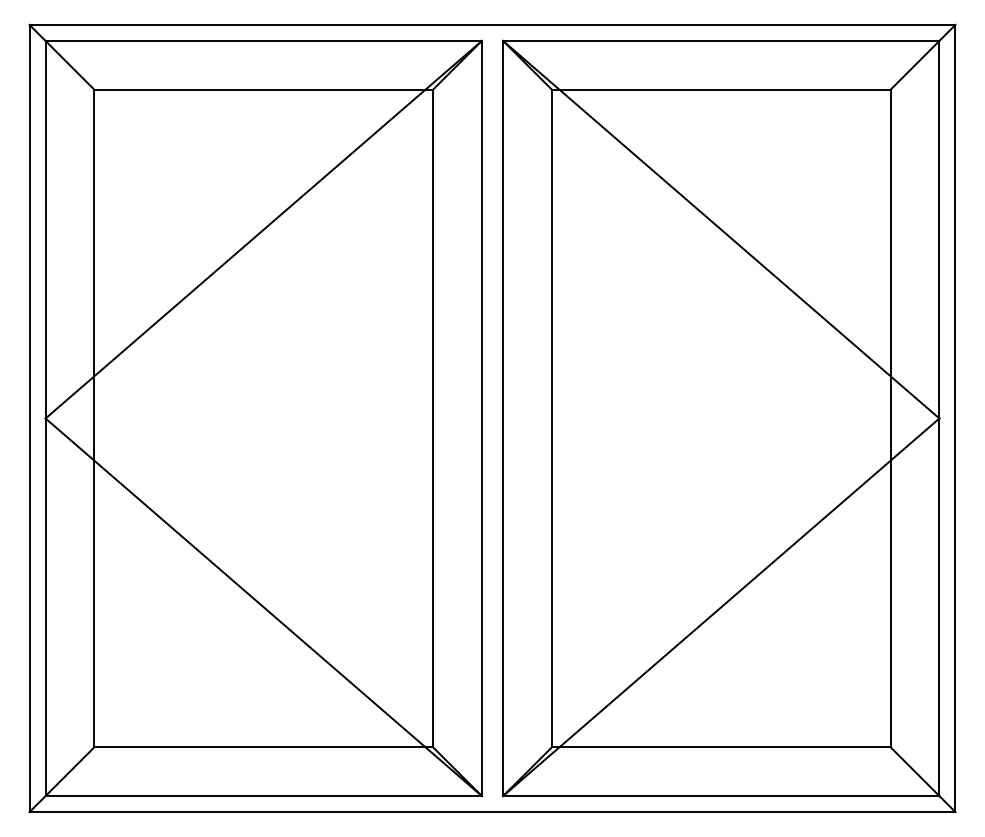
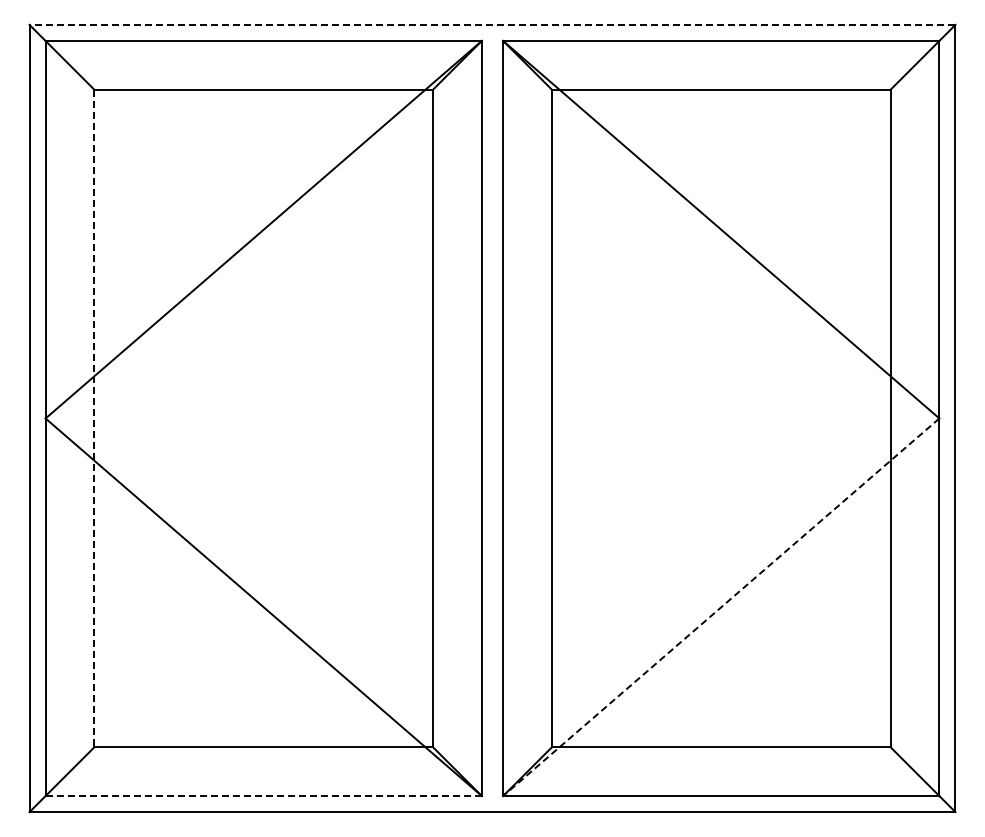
line: solid -> dashed (492, 24)
line: solid -> dashed (94, 418)
line: solid -> dashed (720, 607)
line: solid -> dashed (264, 796)
